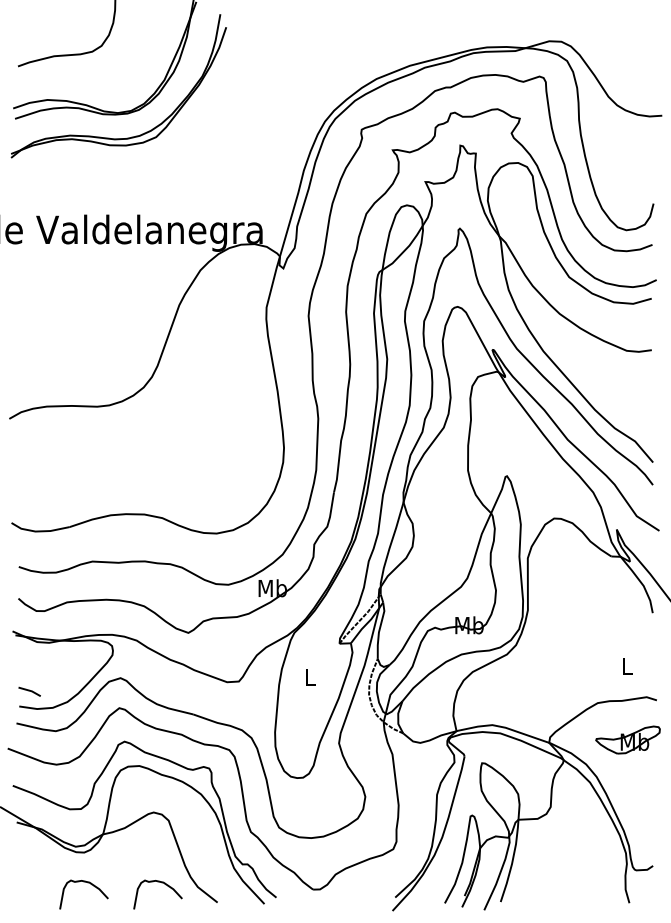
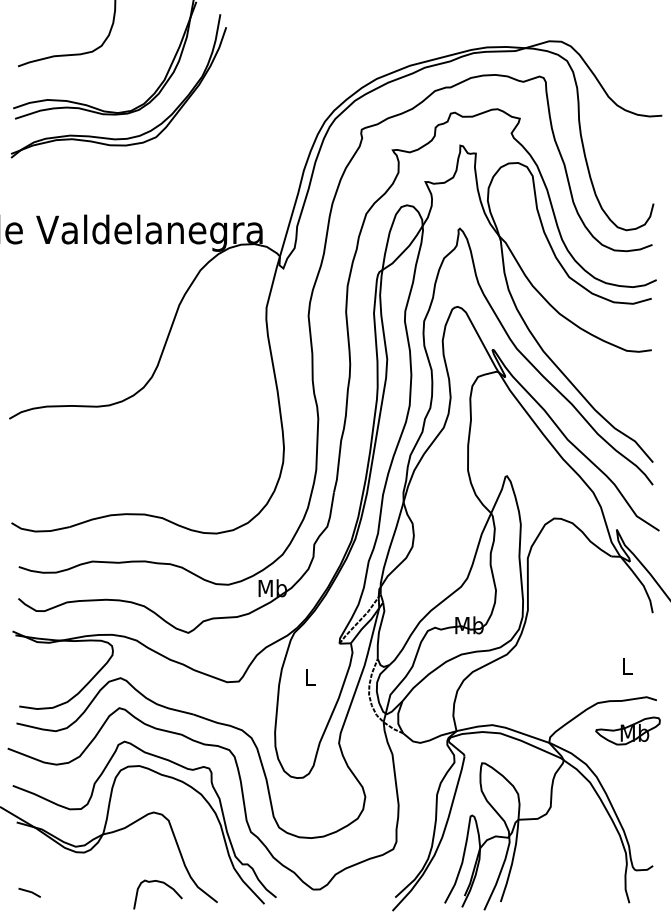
line position: (29, 691) -> (29, 892) (29, 892)
part position: (627, 739) -> (627, 730) (627, 730)
curve: present -> none (87, 883)
